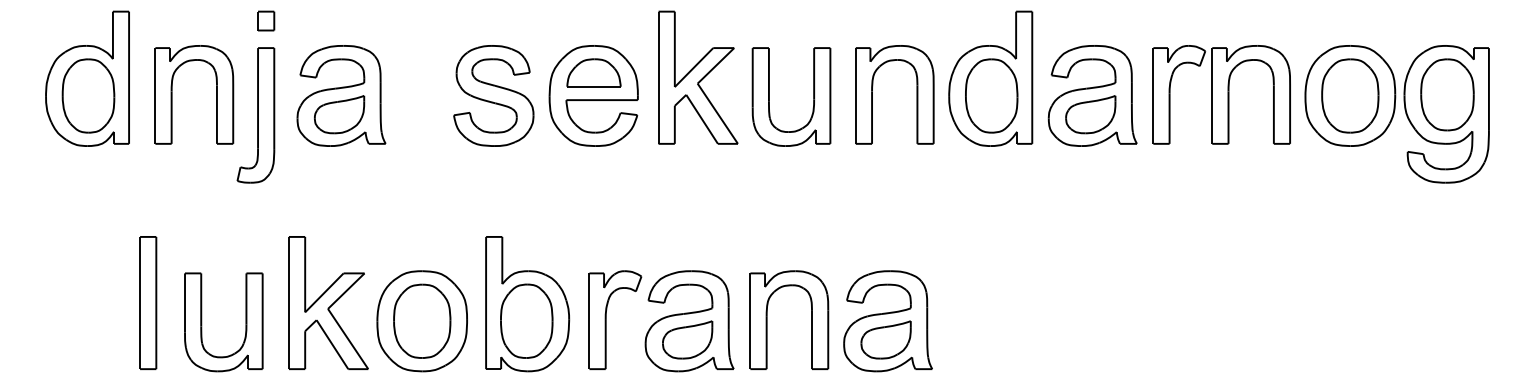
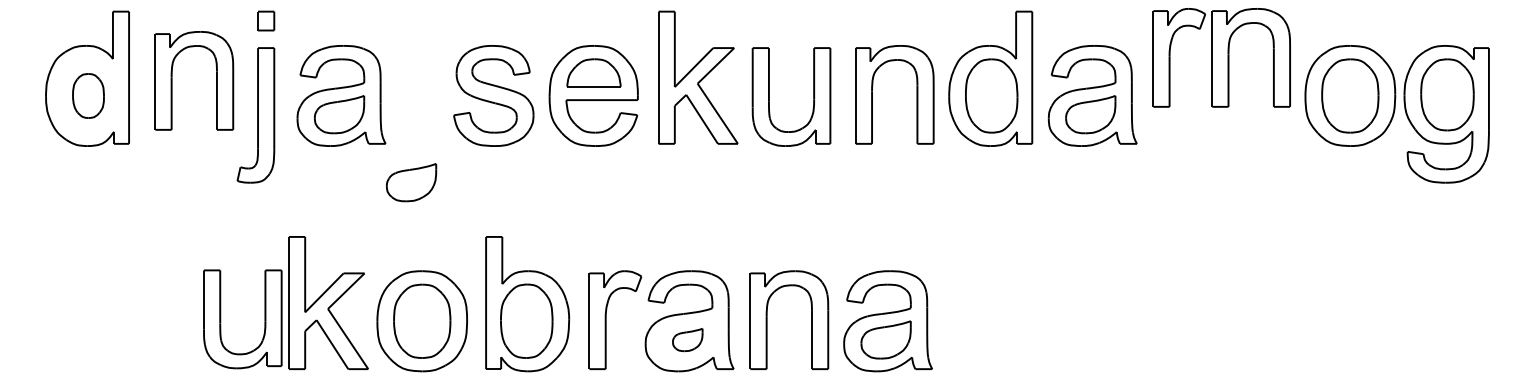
part position: (172, 94) -> (172, 80) (172, 80)
part position: (1221, 94) -> (1221, 57) (1221, 57)
part size: 55x76 px -> 33x46 px (88, 95)
part: none -> present (411, 182)
part: present -> none (148, 302)
part position: (202, 322) -> (221, 319) (221, 319)
part size: 52x40 px -> 32x25 px (687, 340)
